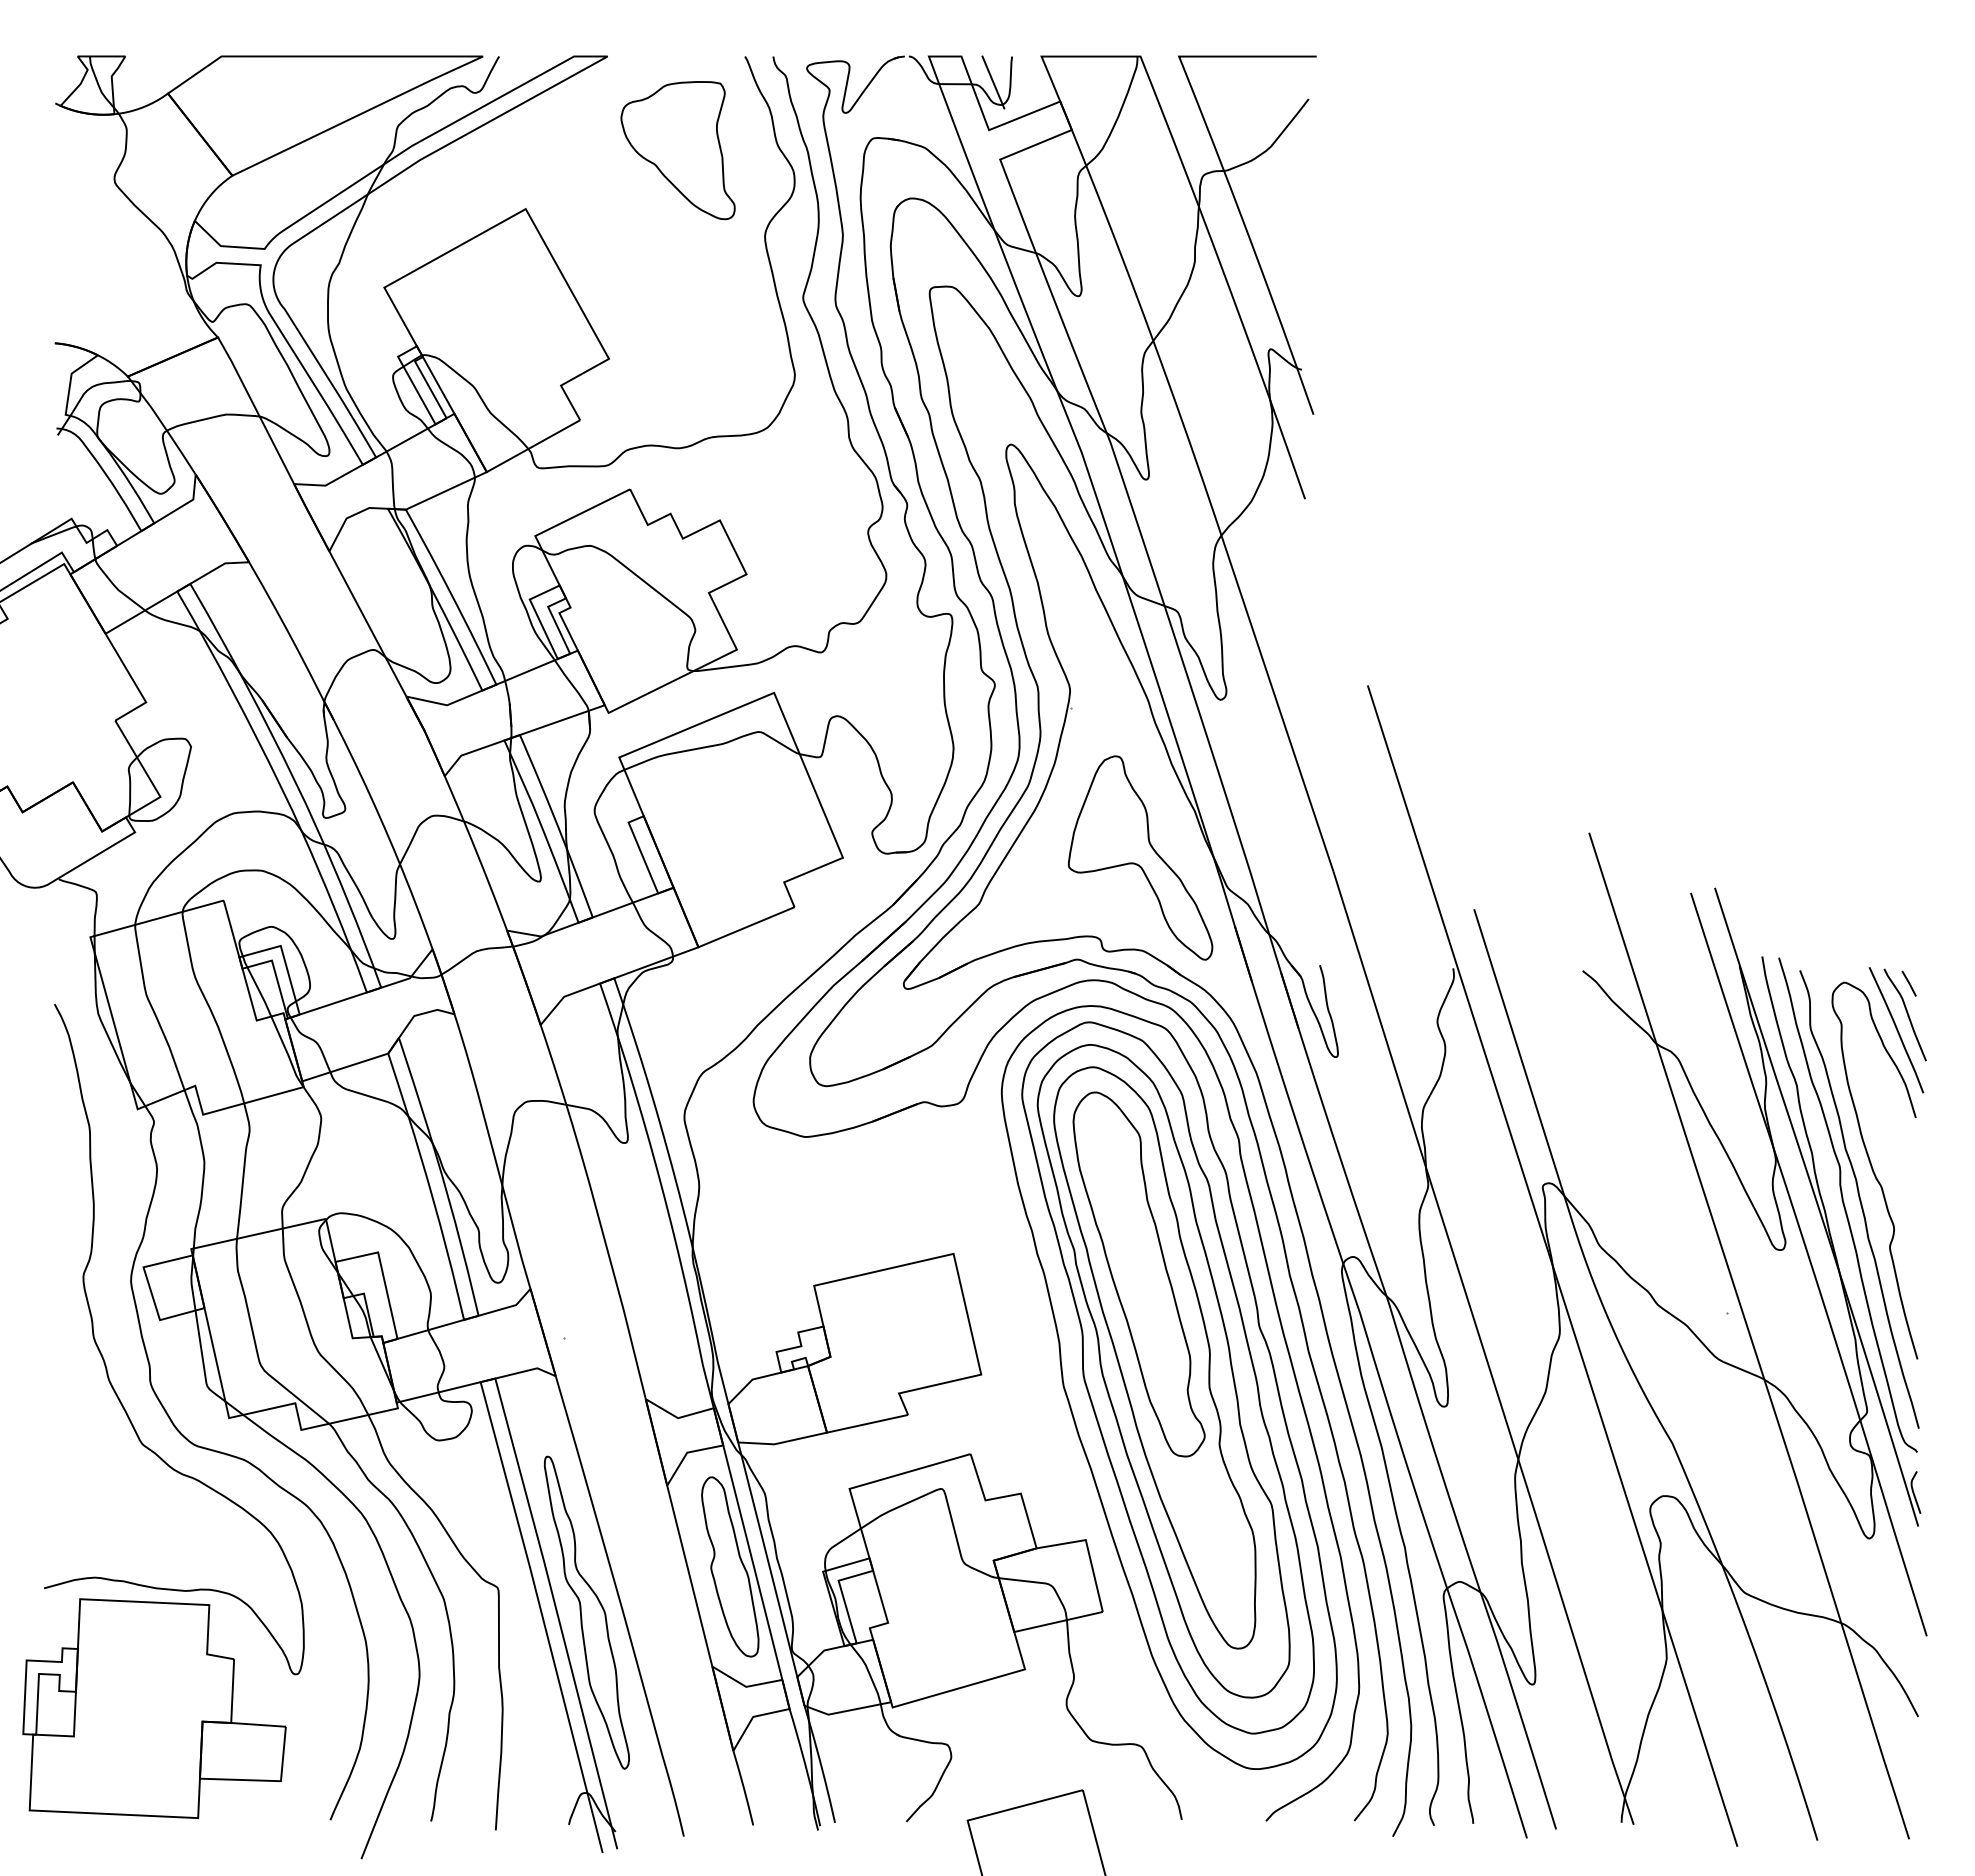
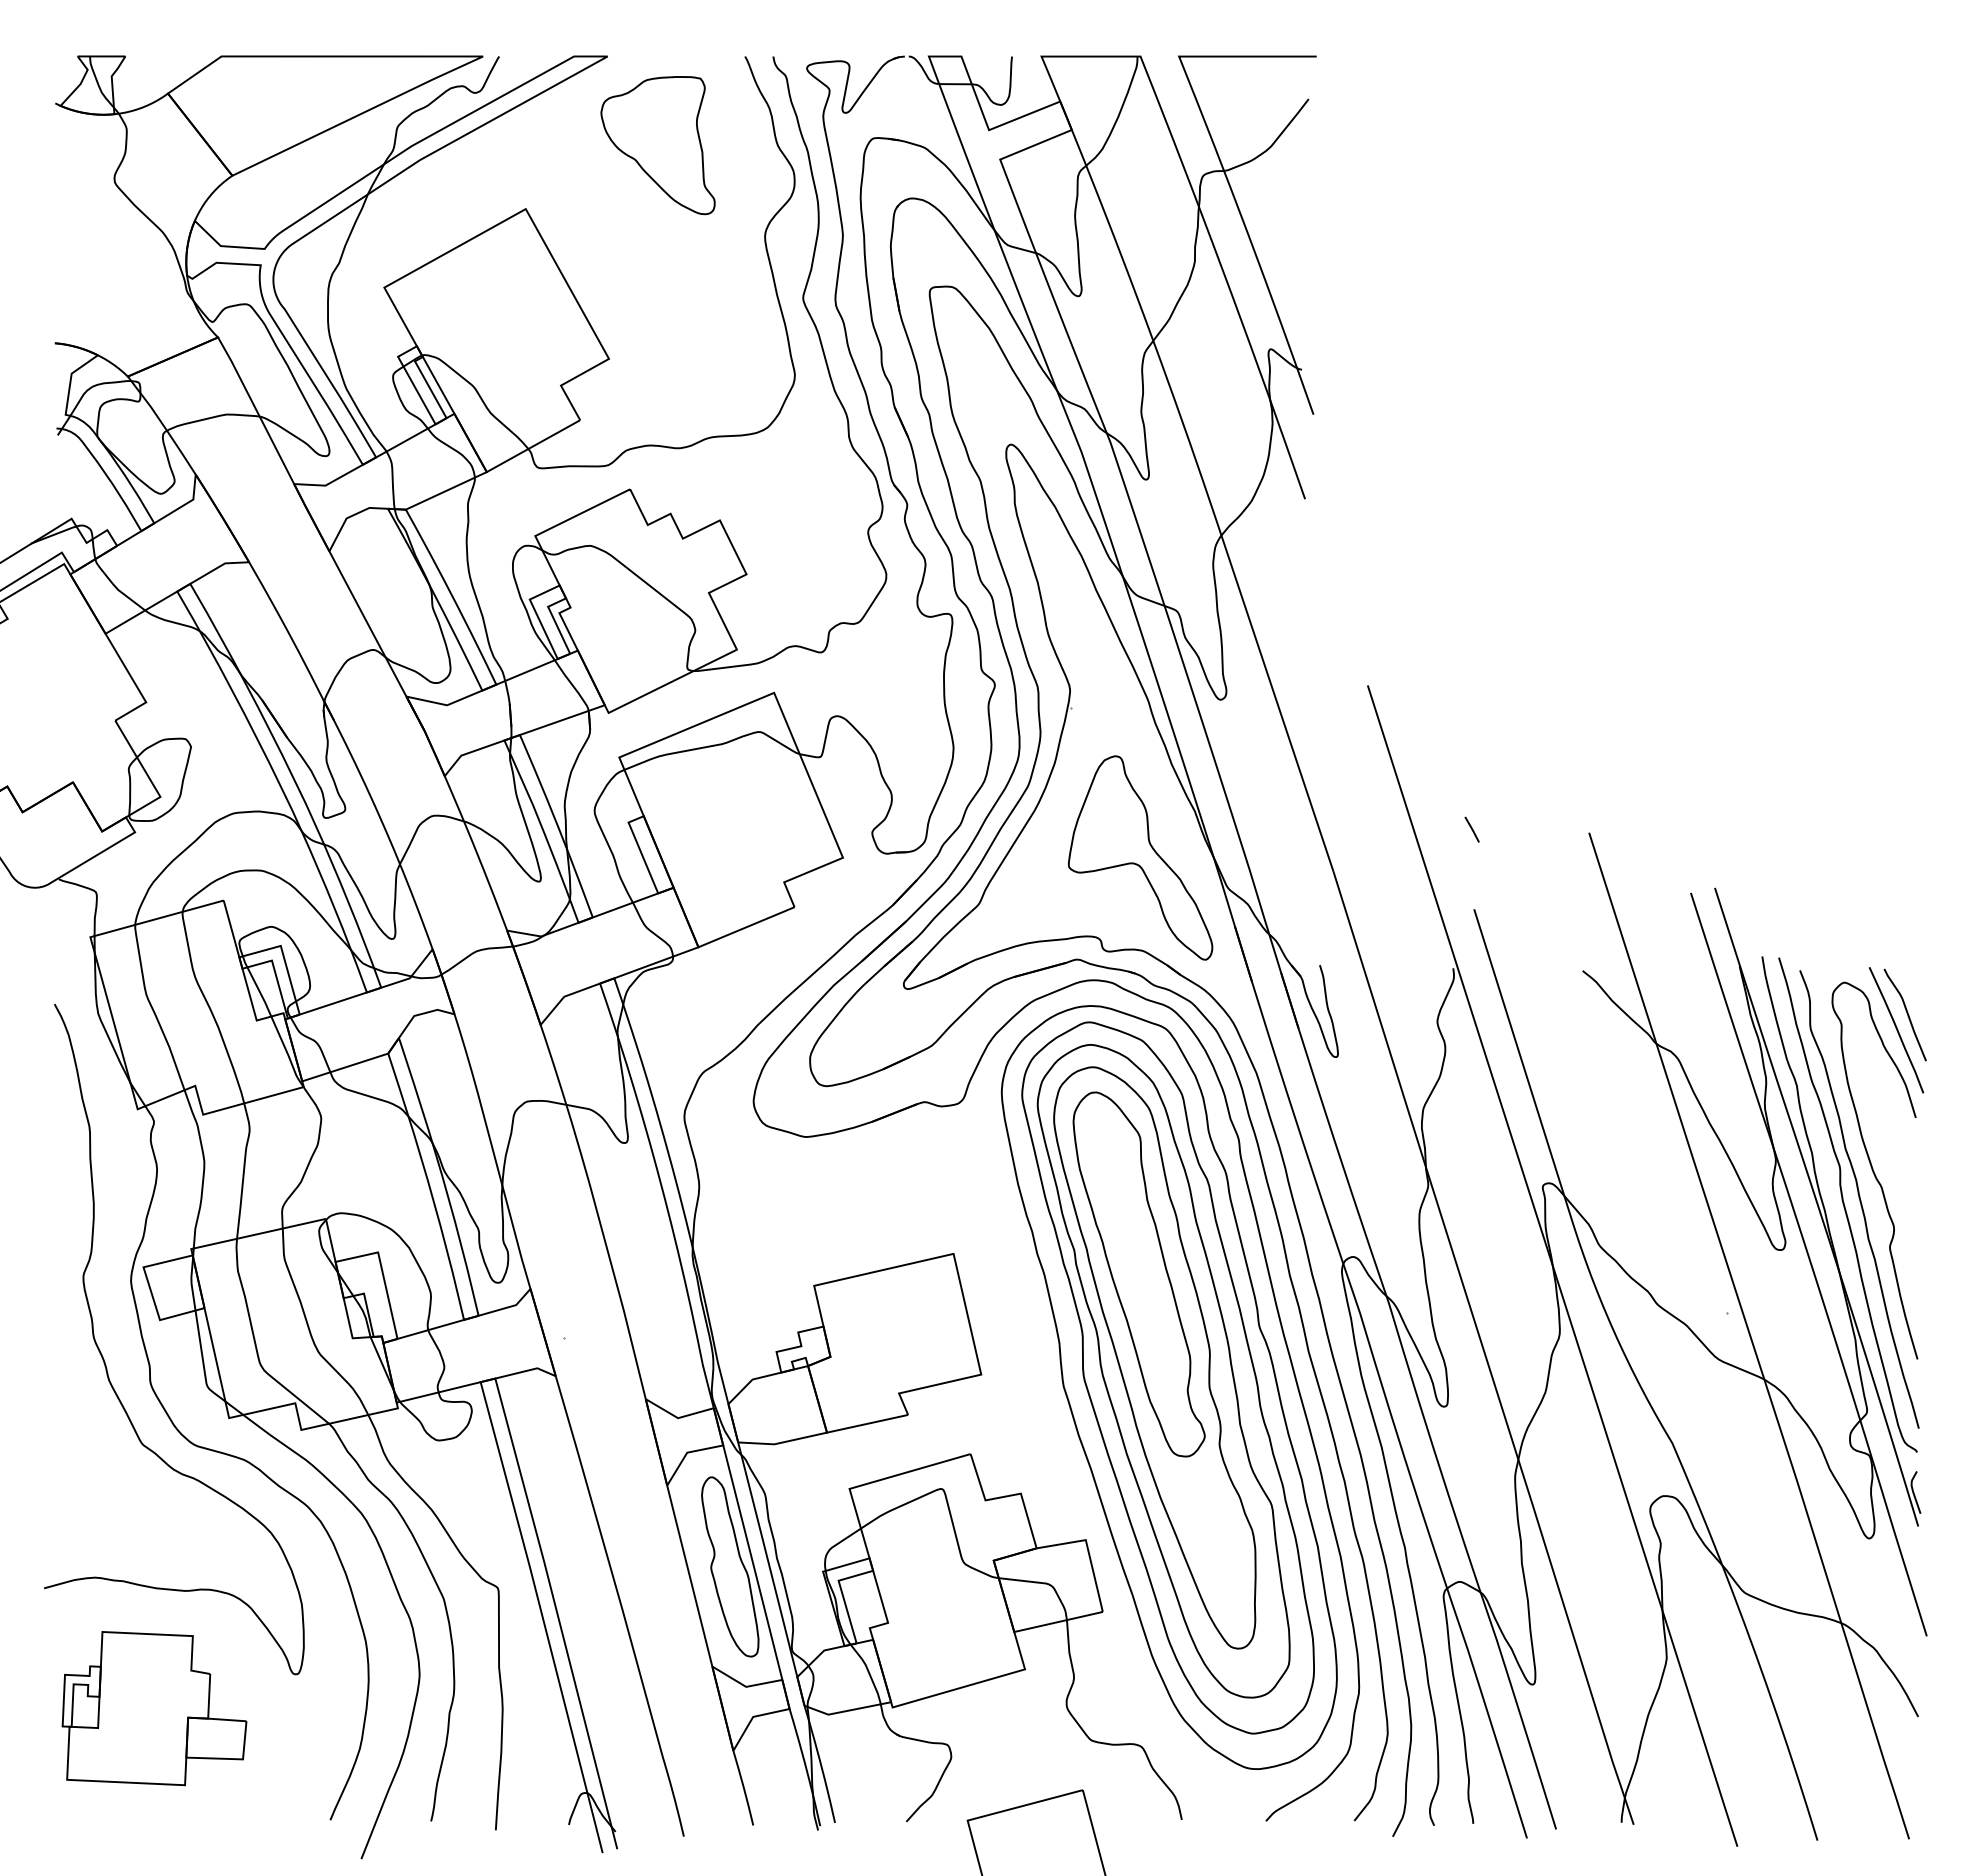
line: present -> none (993, 82)
part position: (677, 150) -> (657, 145) (657, 145)
line position: (1908, 983) -> (1471, 829) (1471, 829)
part: present -> none (586, 1612)
part size: 265x221 px -> 187x156 px (154, 1708)
